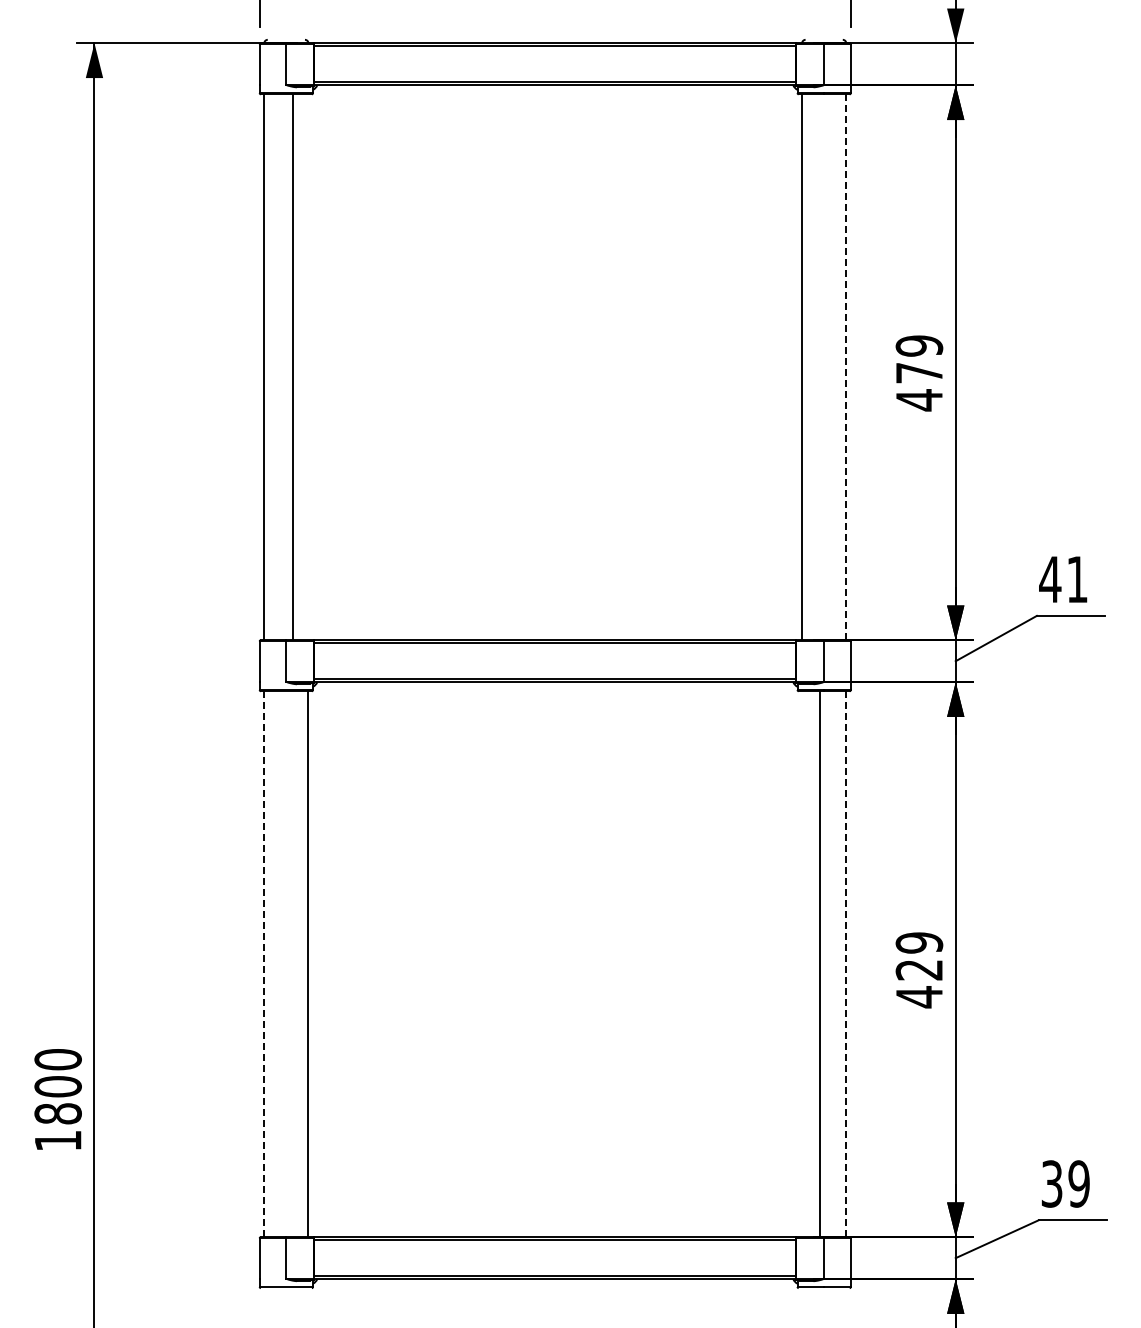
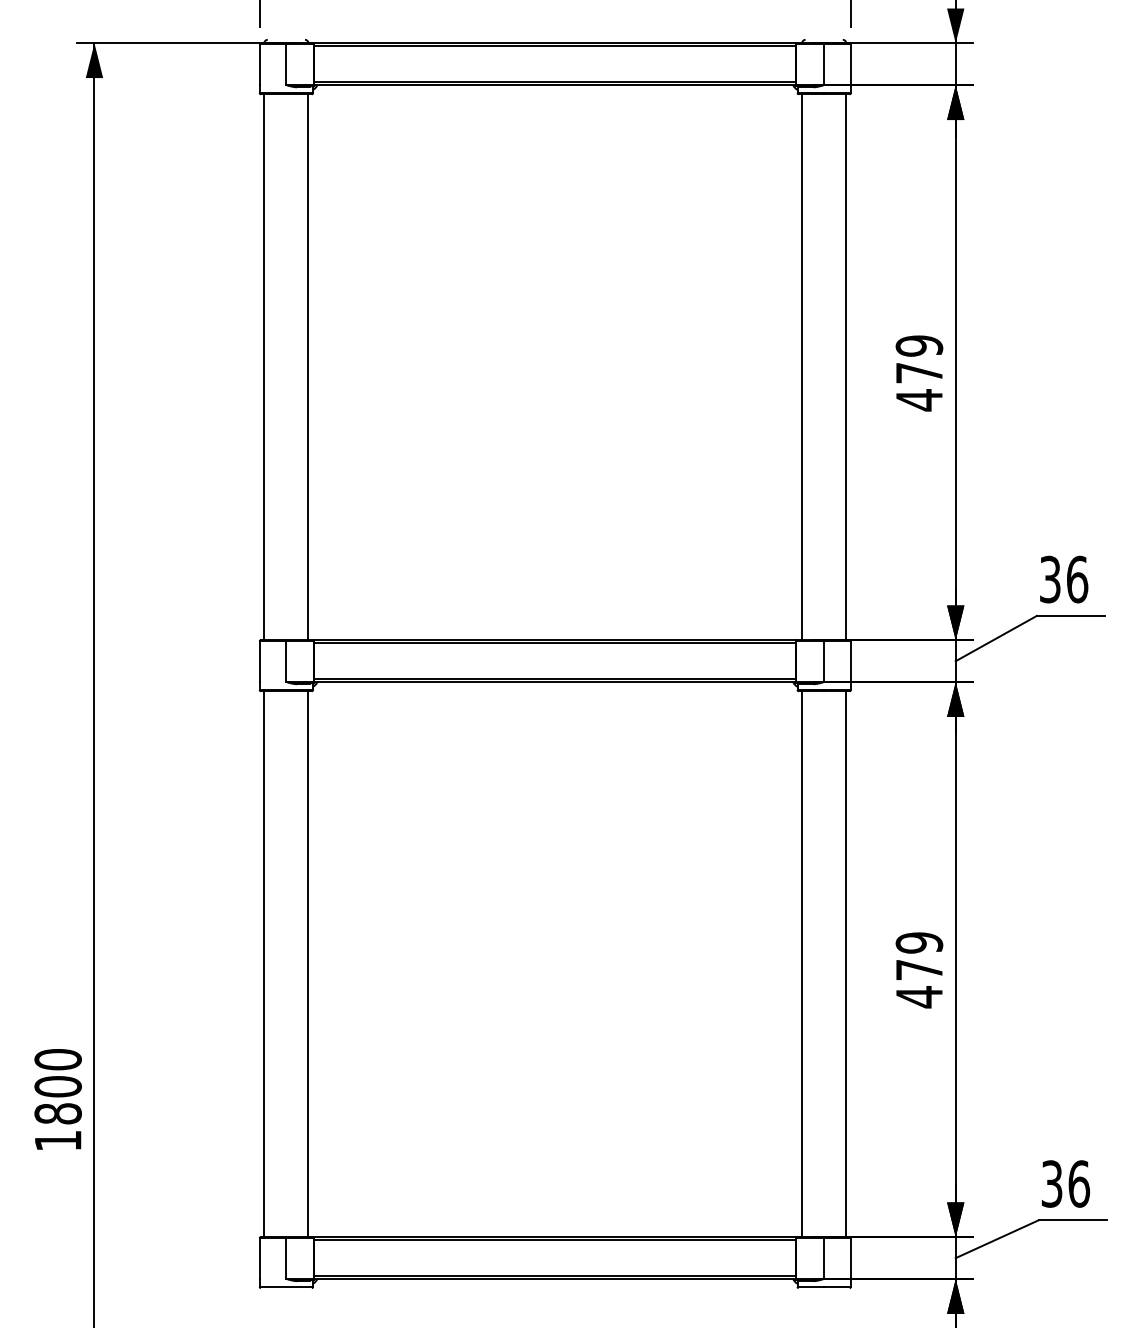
line position: (293, 367) -> (308, 367) (308, 367)
line: dashed -> solid (846, 367)
text: 41 -> 36 (1063, 579)
line: dashed -> solid (264, 964)
line position: (820, 964) -> (802, 964) (802, 964)
line: dashed -> solid (846, 964)
text: 429 -> 479 (918, 970)
text: 39 -> 36 (1079, 1183)
